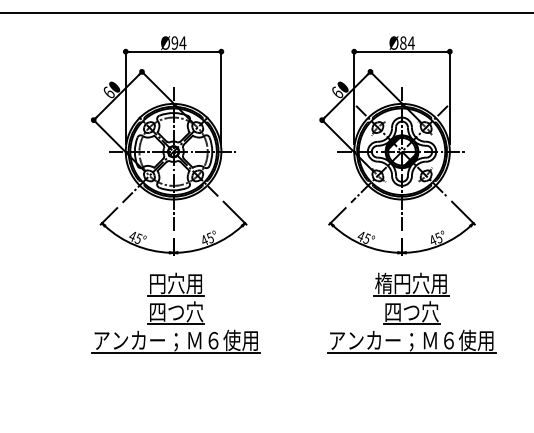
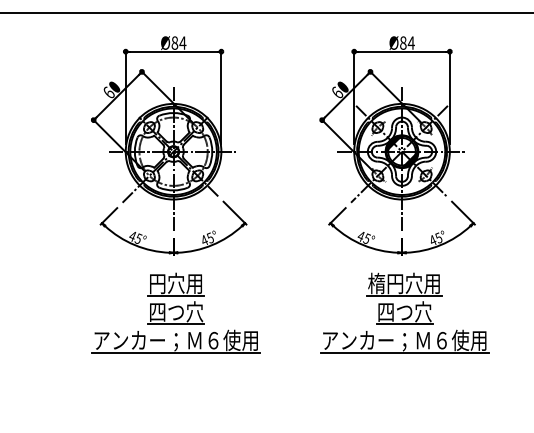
text: Ø94 -> Ø84 (174, 42)
part position: (411, 312) -> (404, 312) (404, 312)
